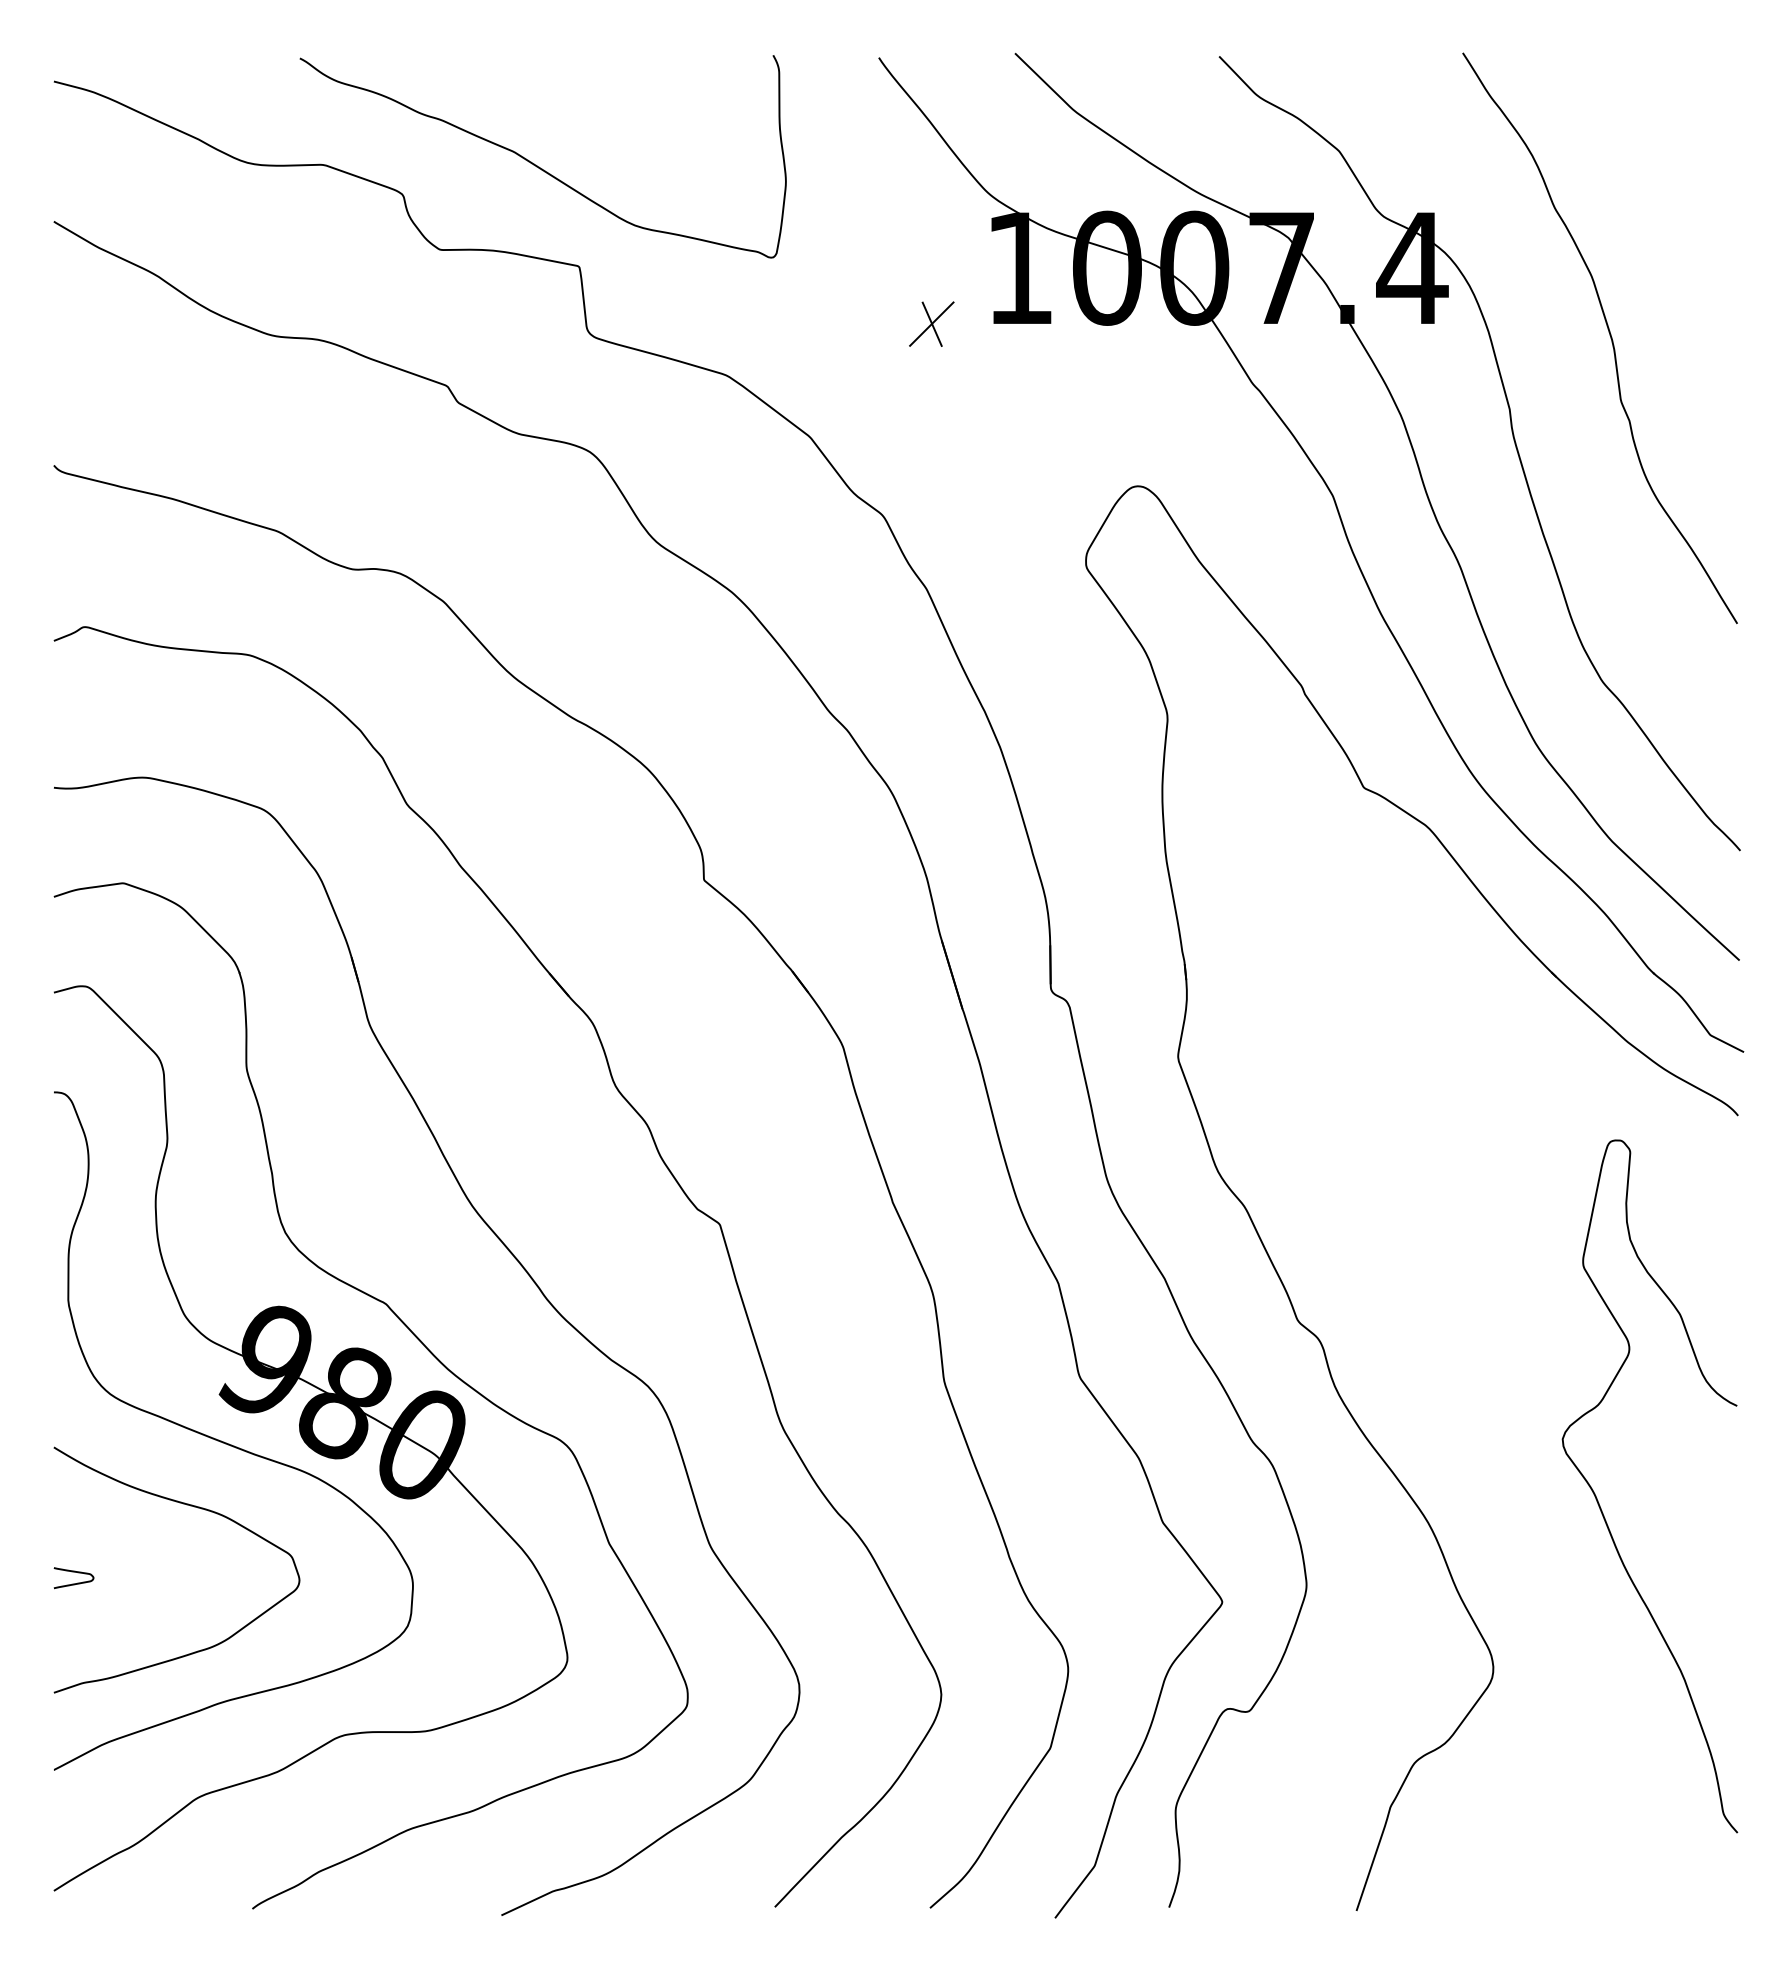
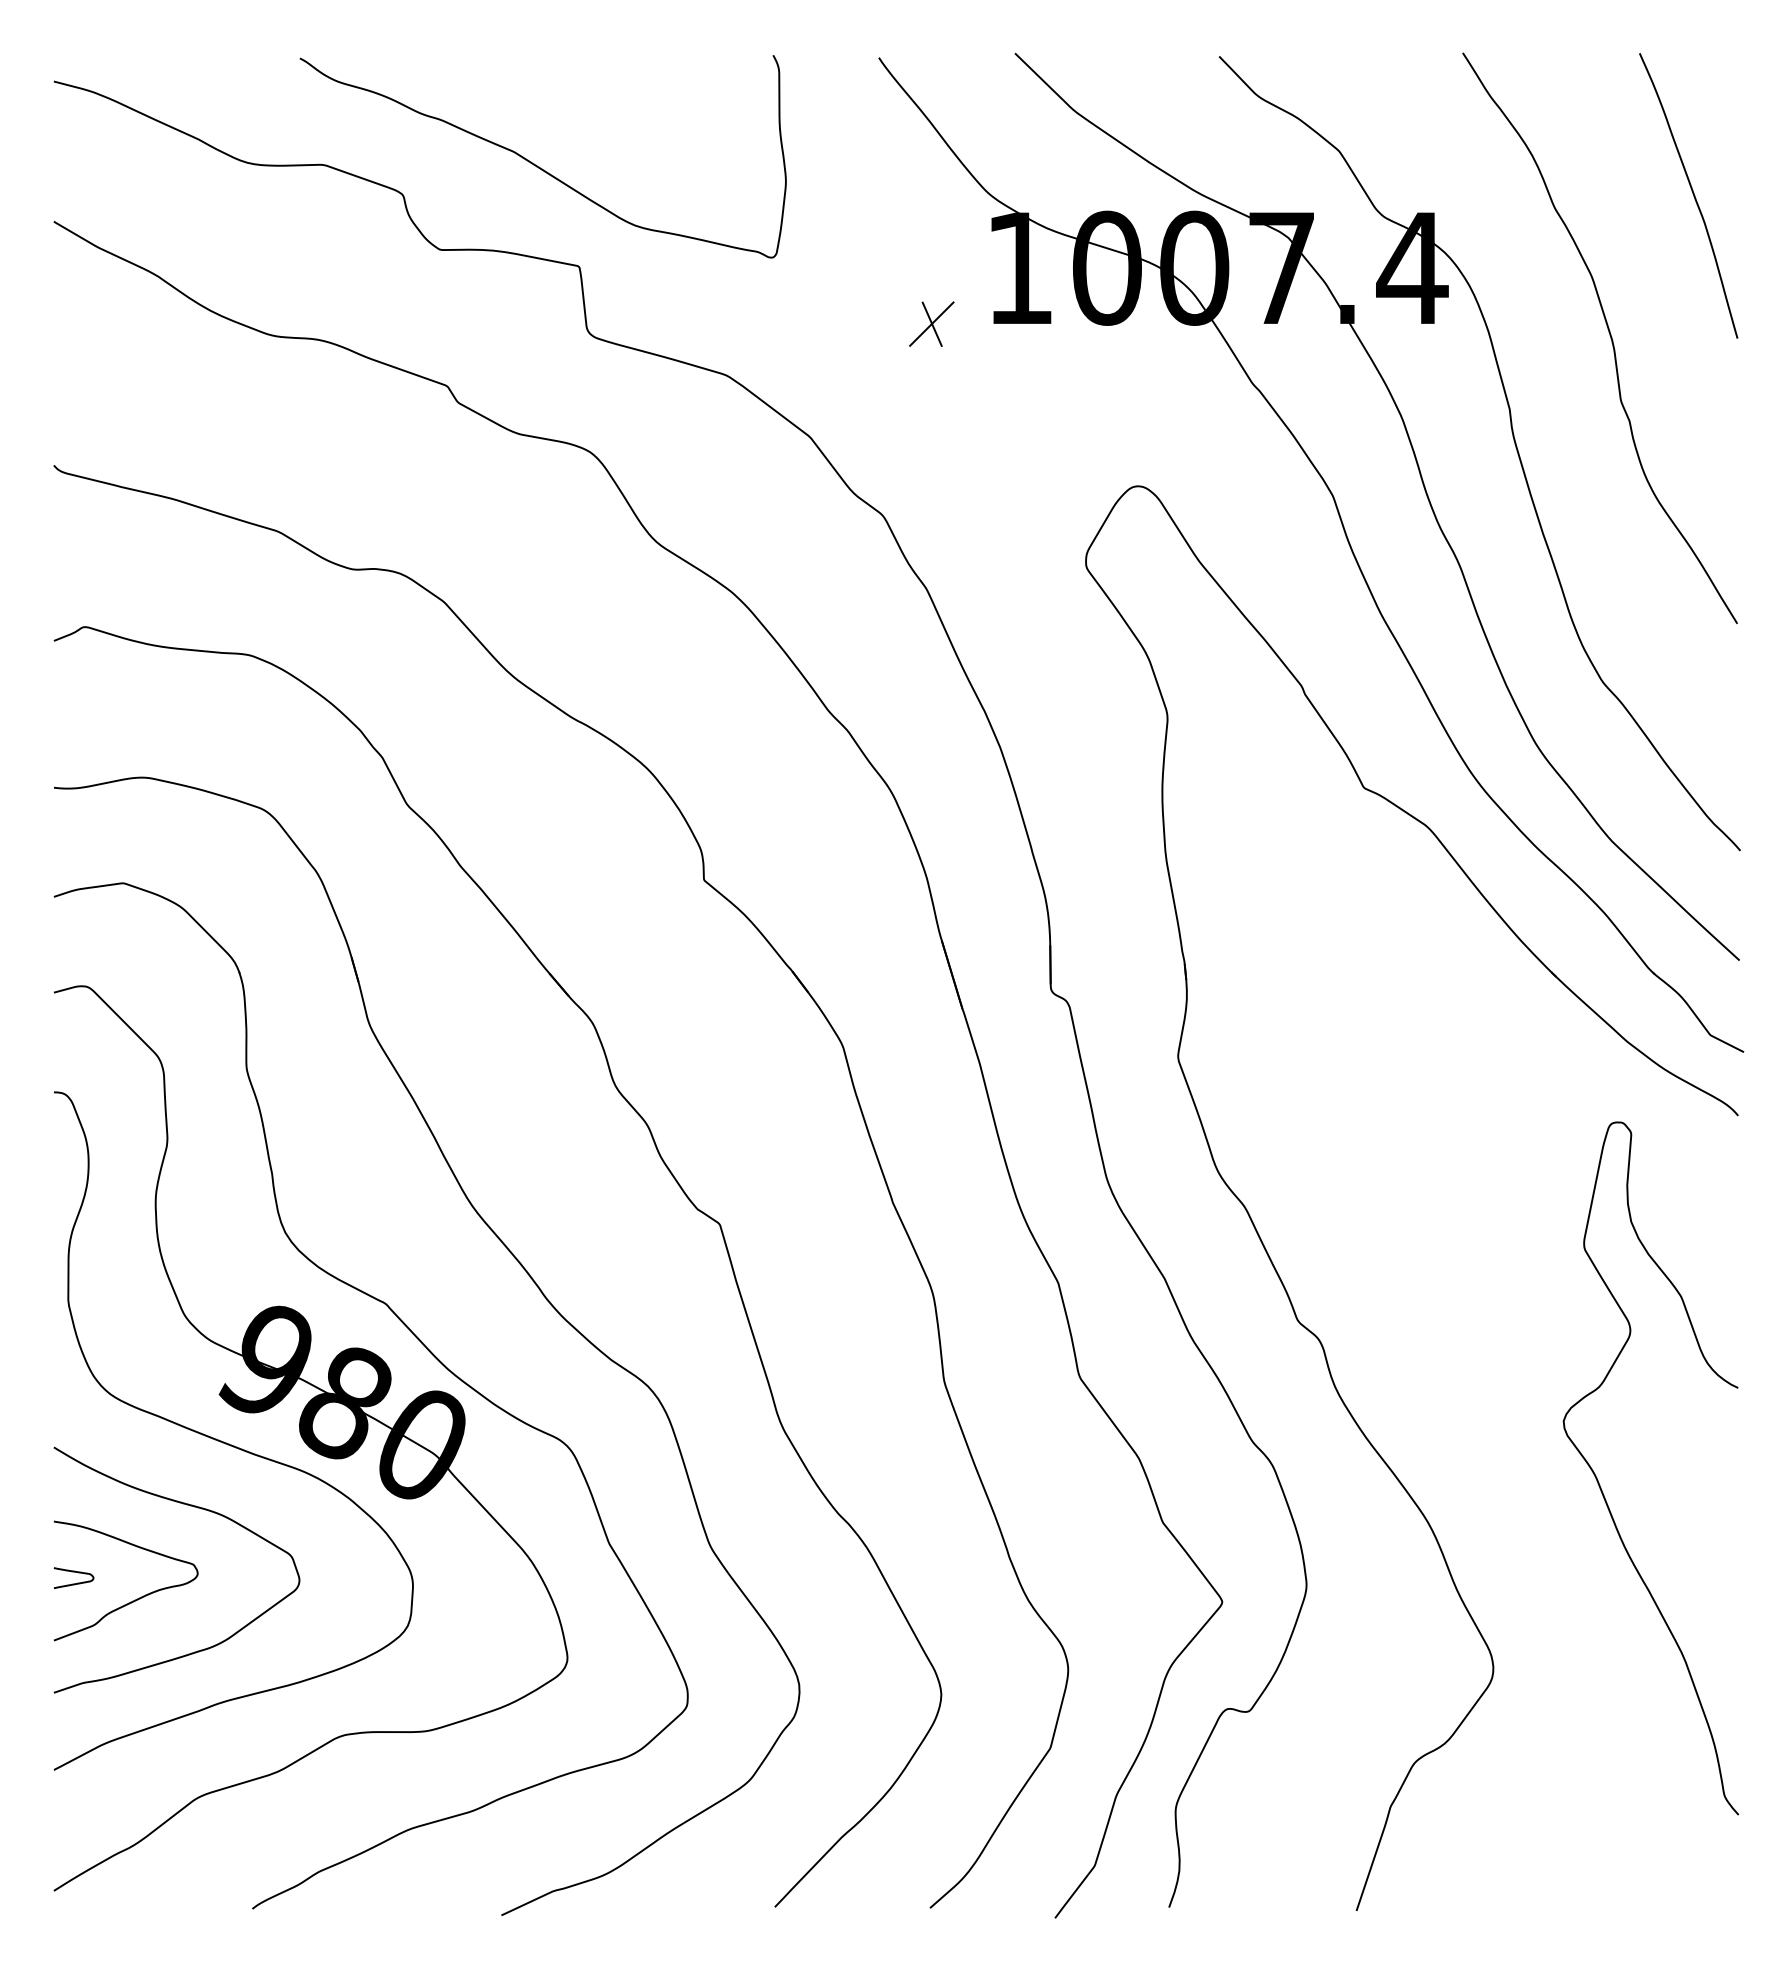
curve: none -> present (1692, 194)
curve position: (1600, 1505) -> (1601, 1487) (1601, 1487)
curve: none -> present (132, 1600)
